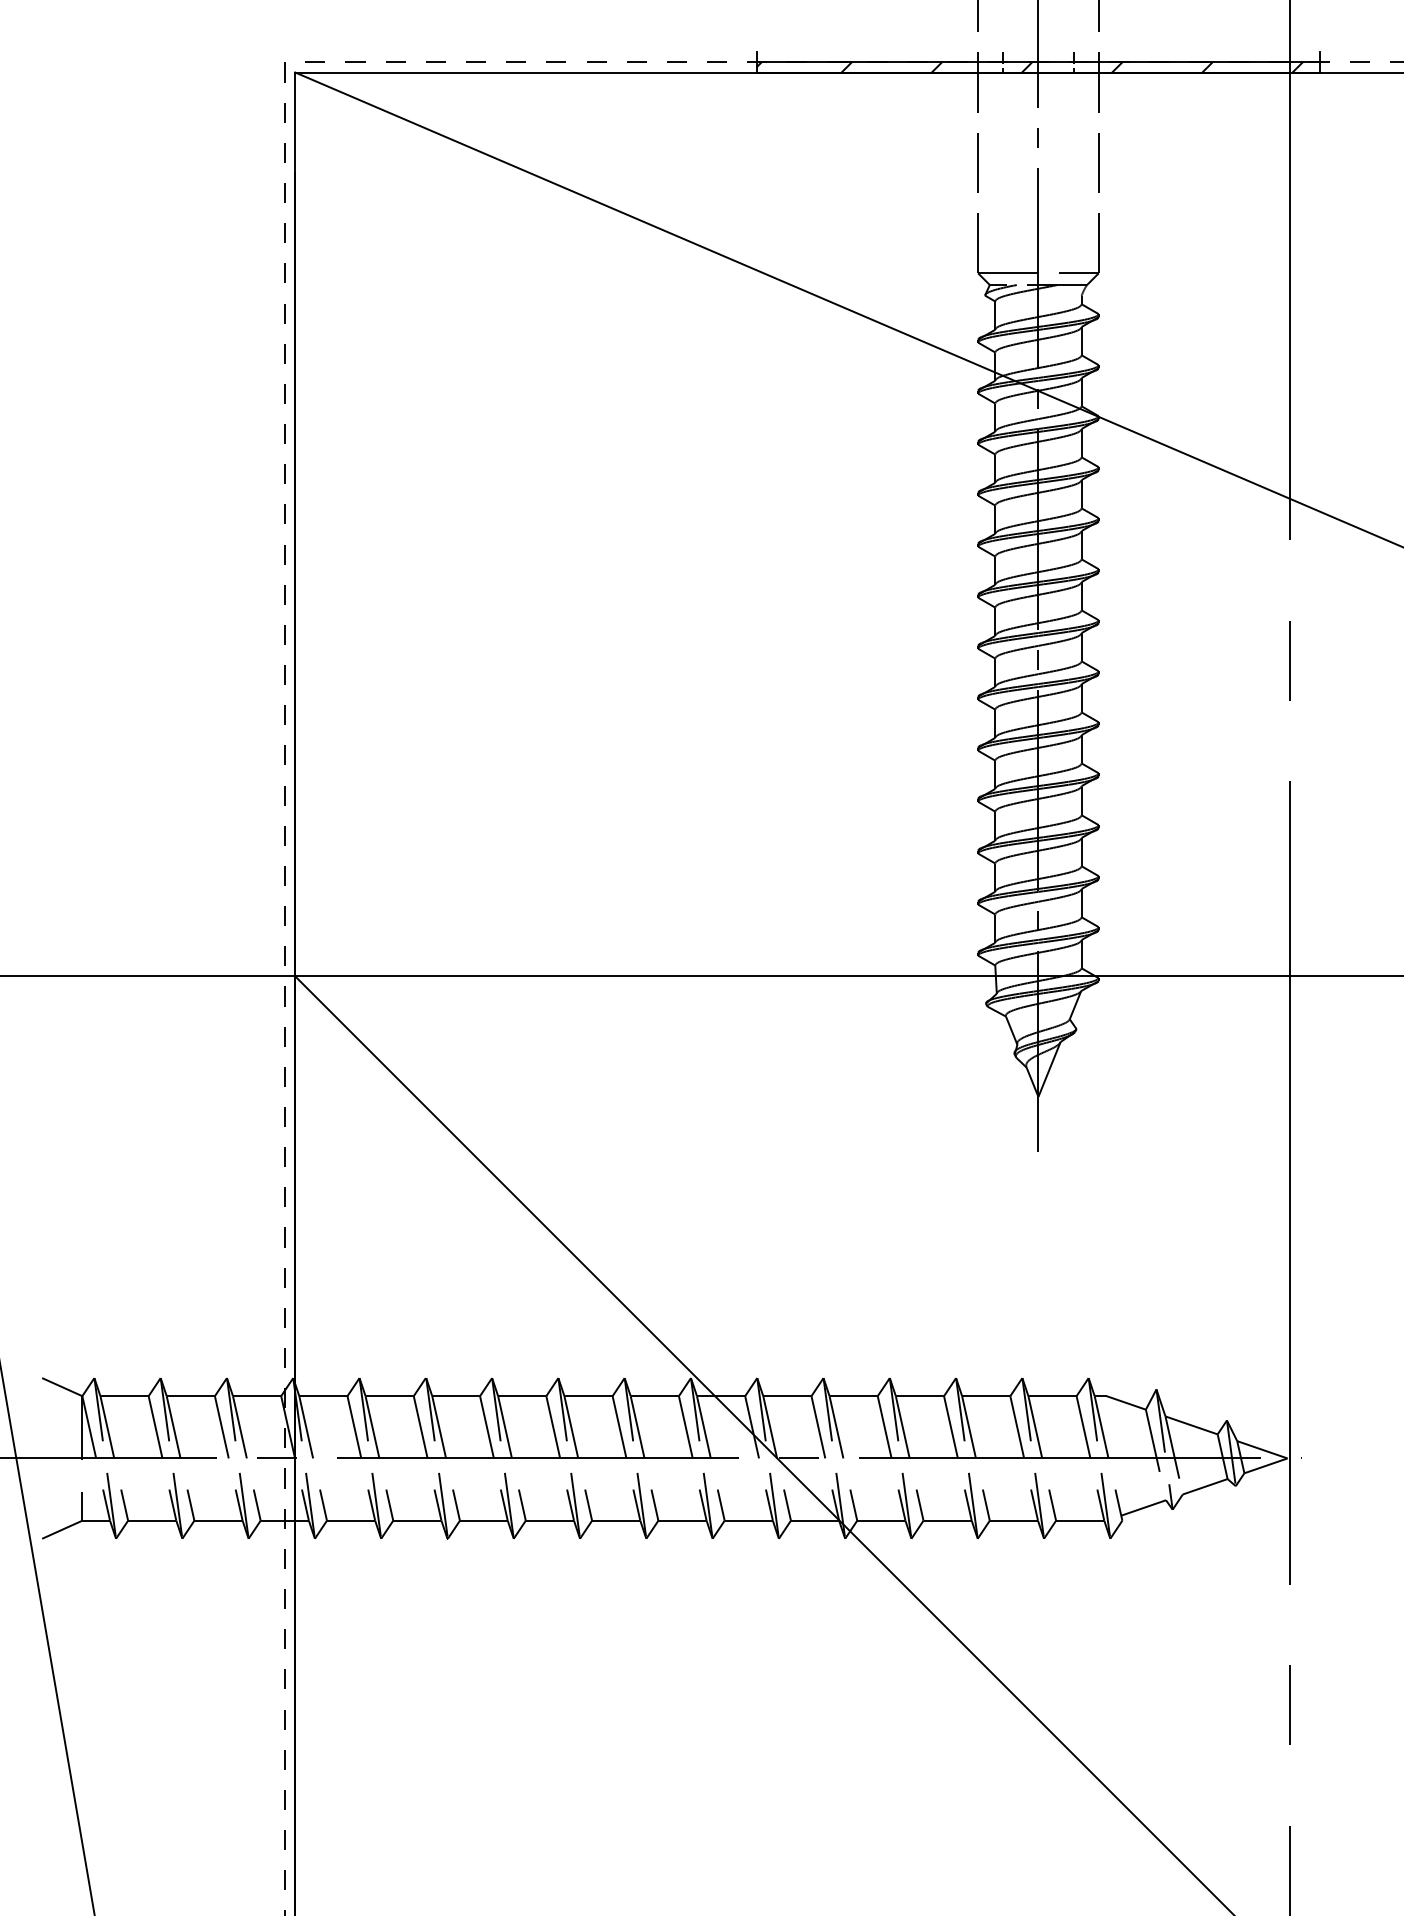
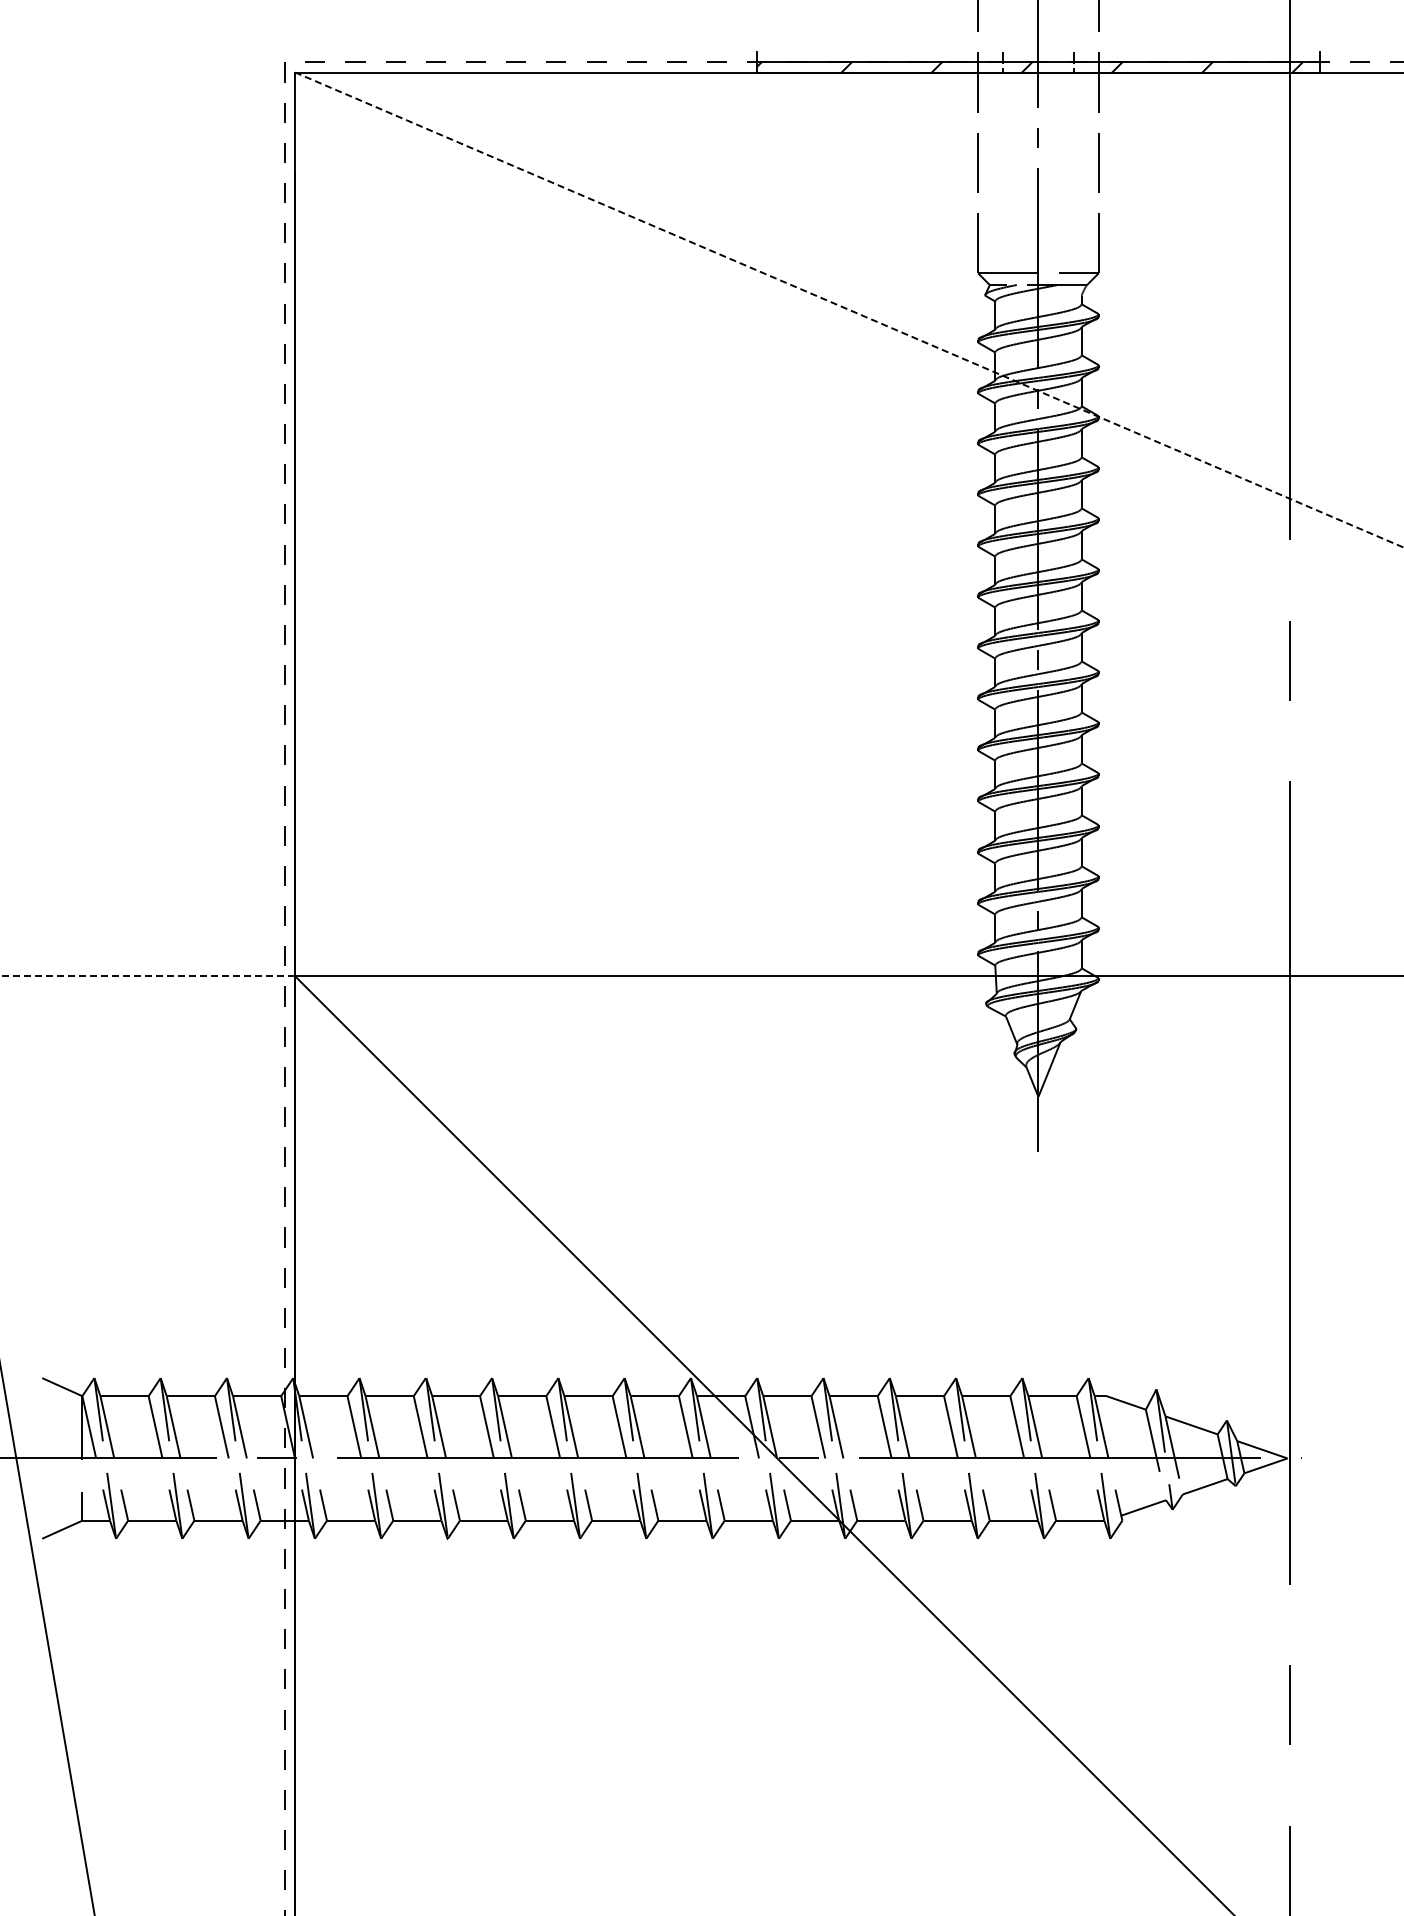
line: solid -> dashed (849, 310)
line: solid -> dashed (147, 976)
